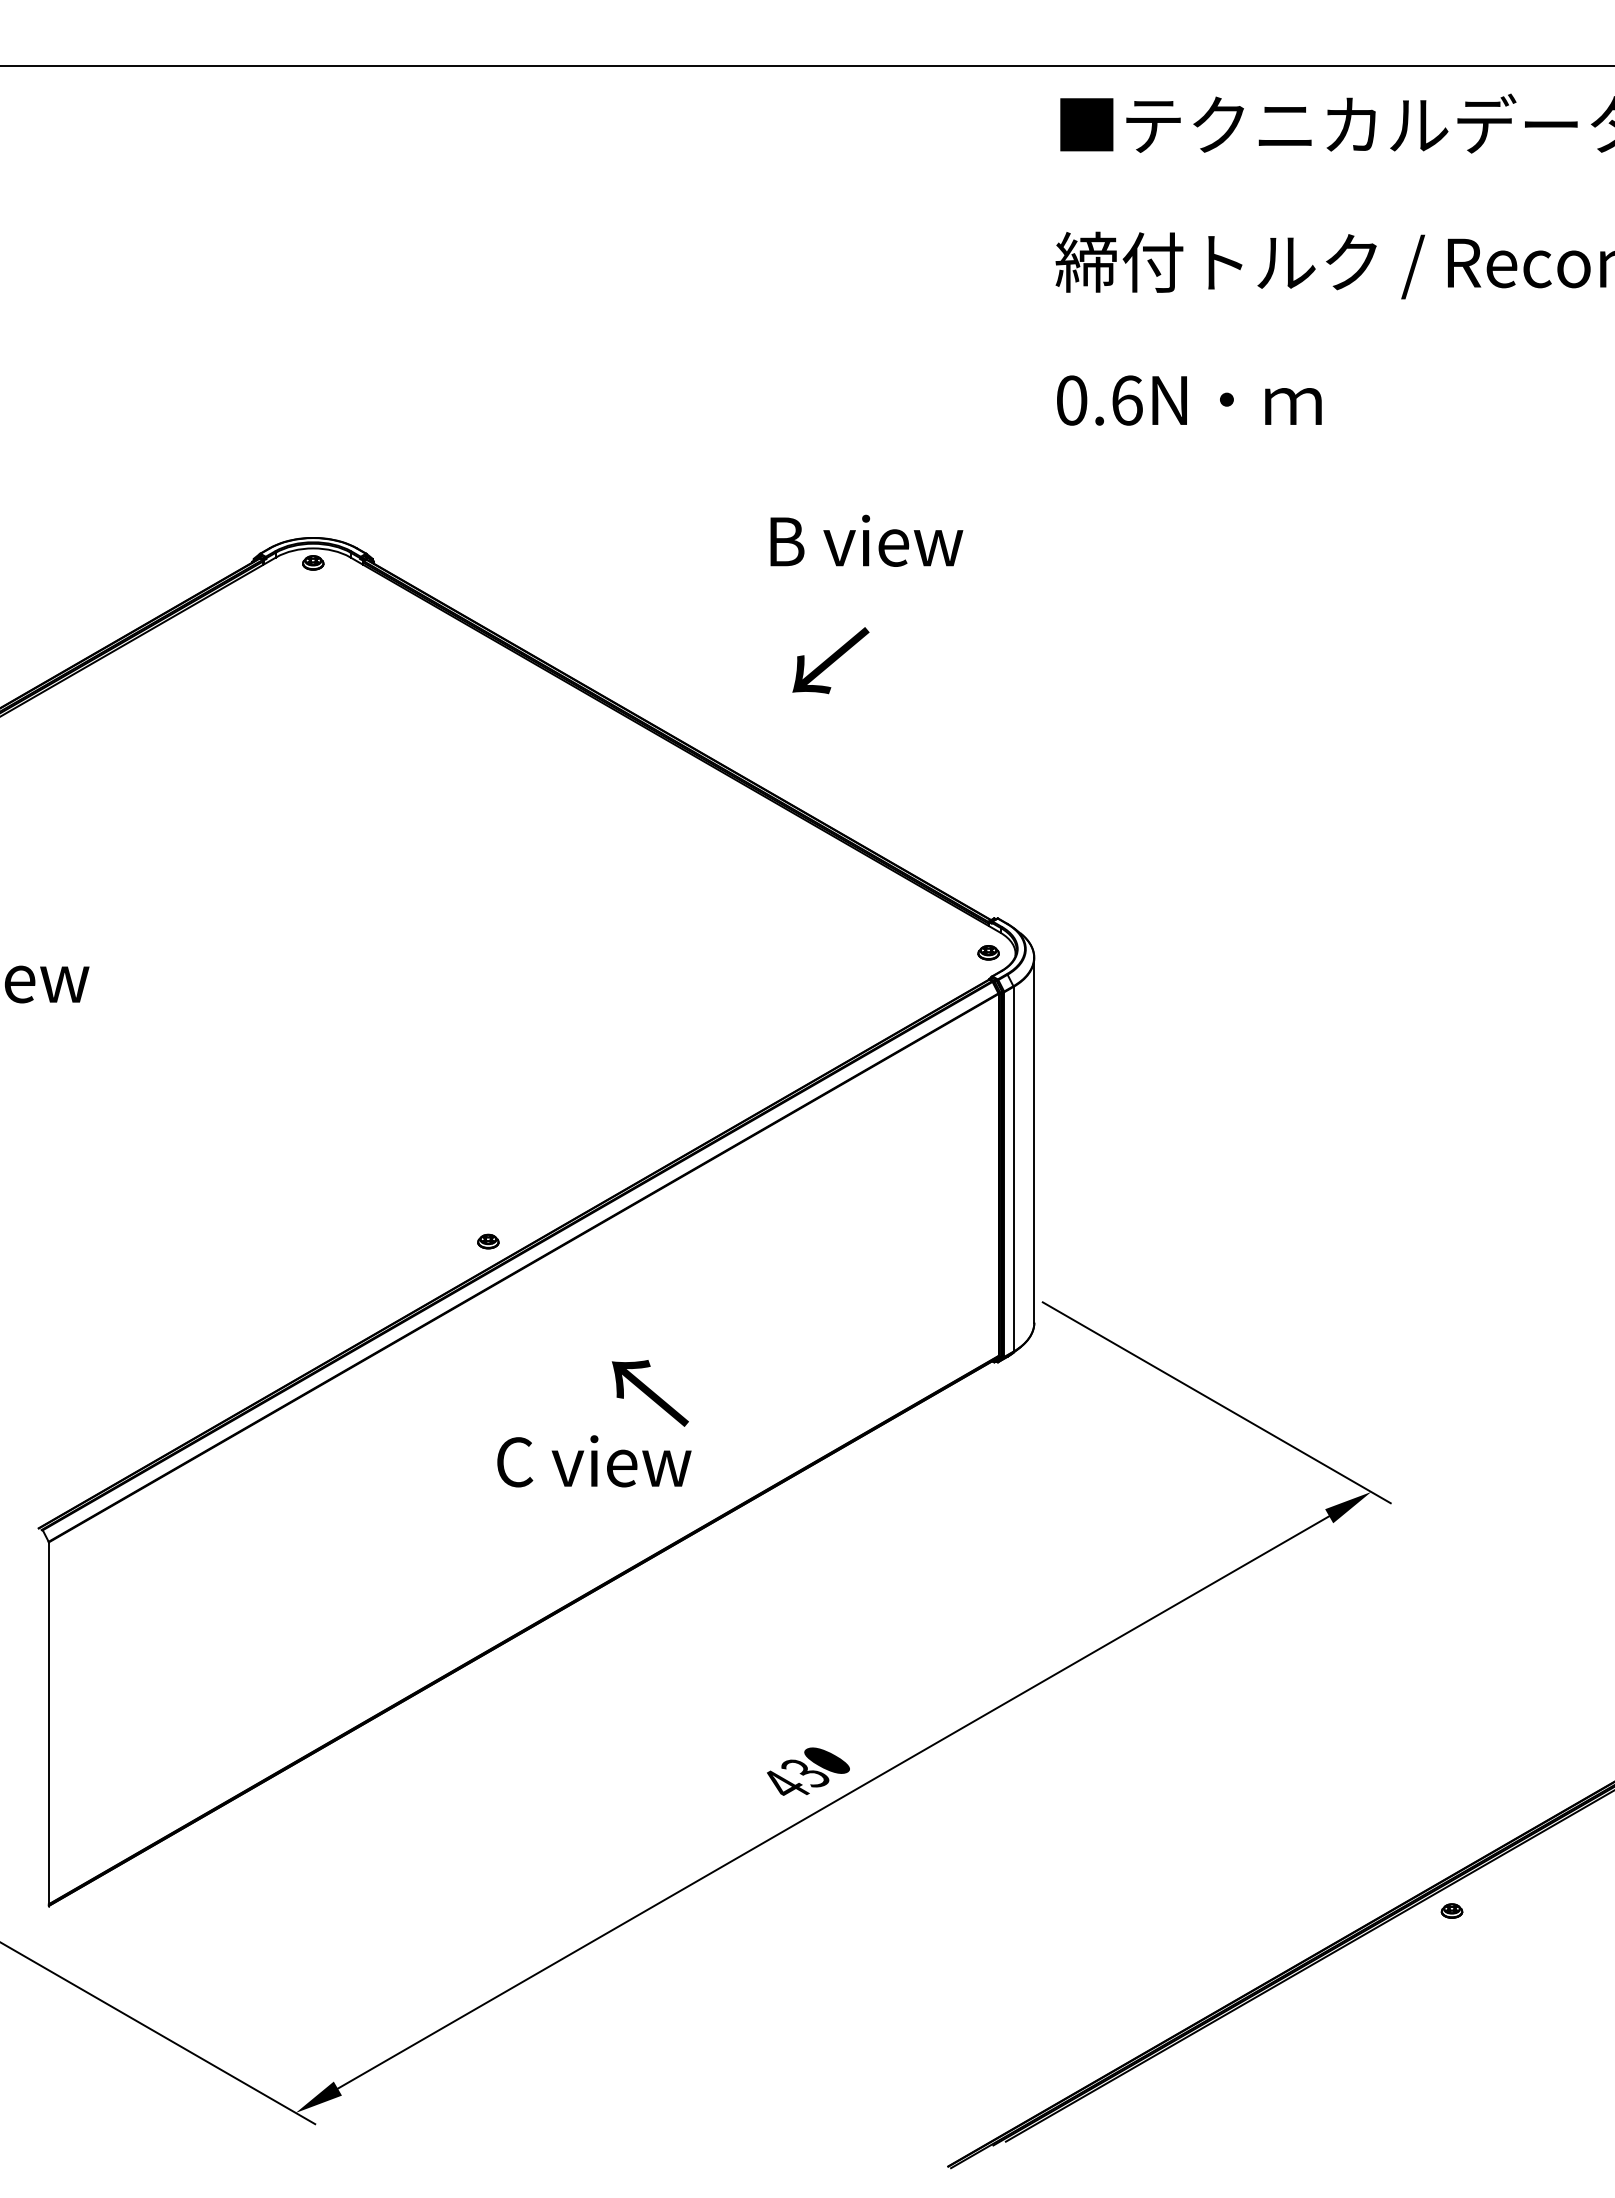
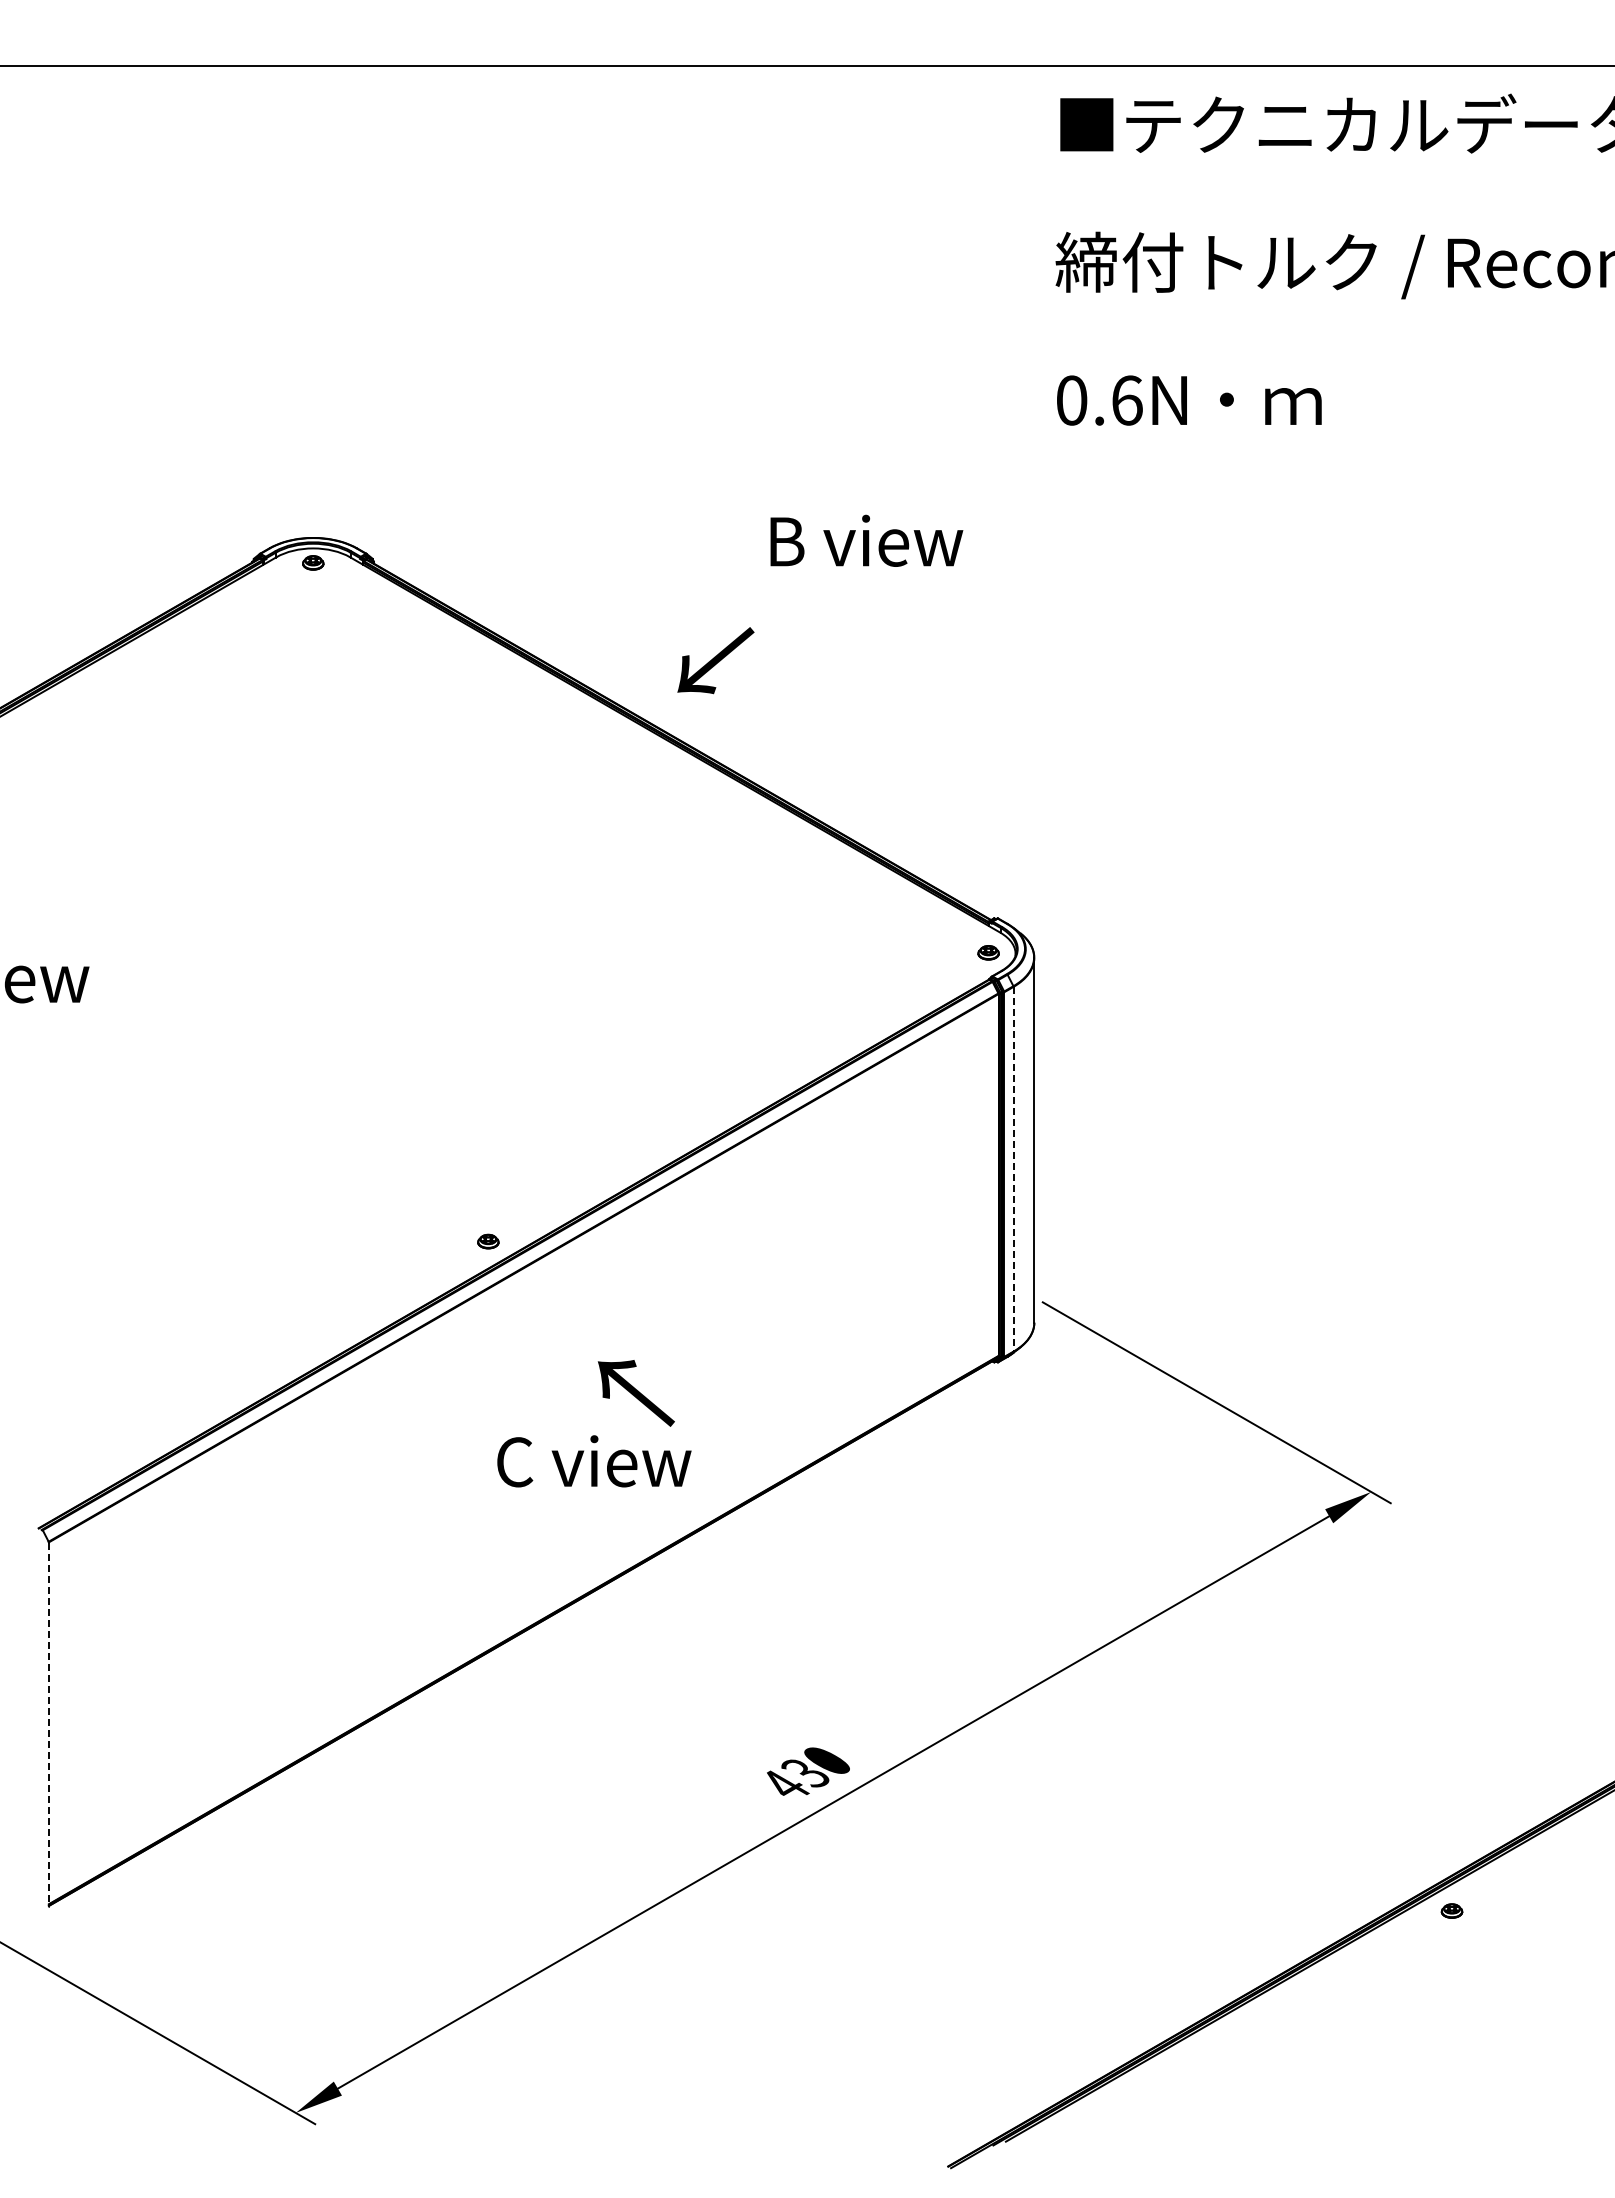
text position: (830, 660) -> (715, 660) (715, 660)
line: solid -> dashed (1013, 1169)
text position: (649, 1393) -> (635, 1393) (635, 1393)
line: solid -> dashed (48, 1724)
